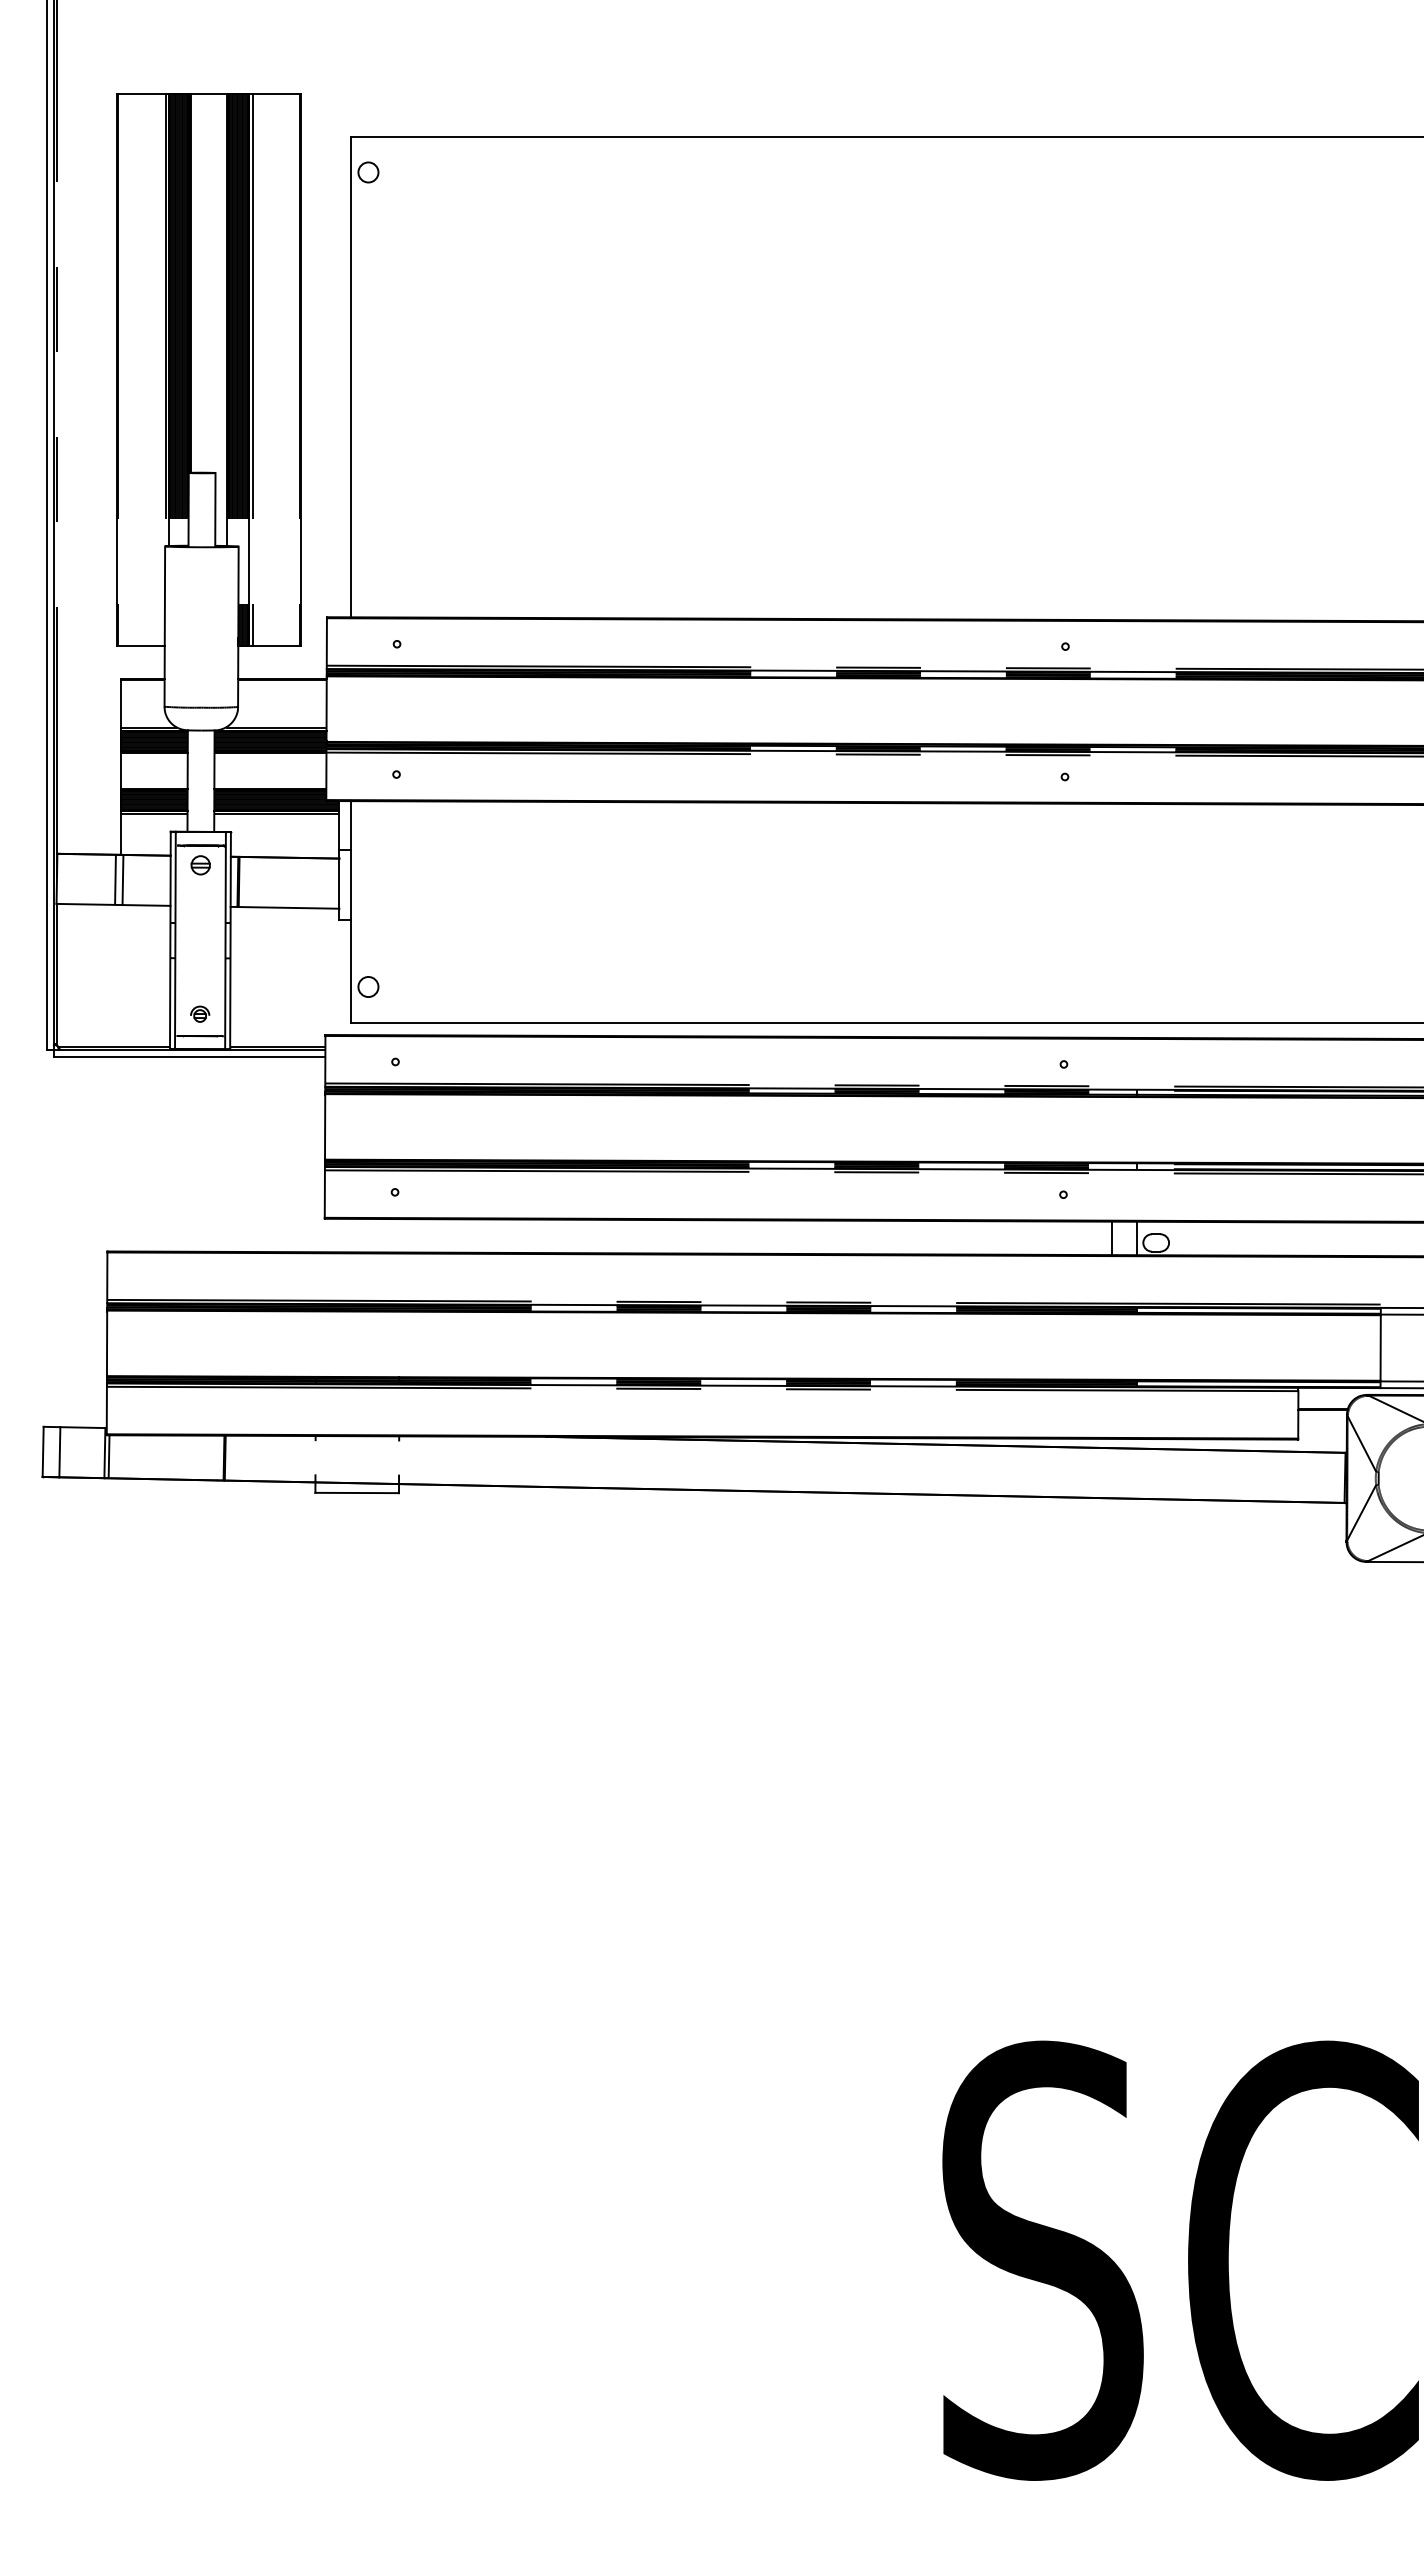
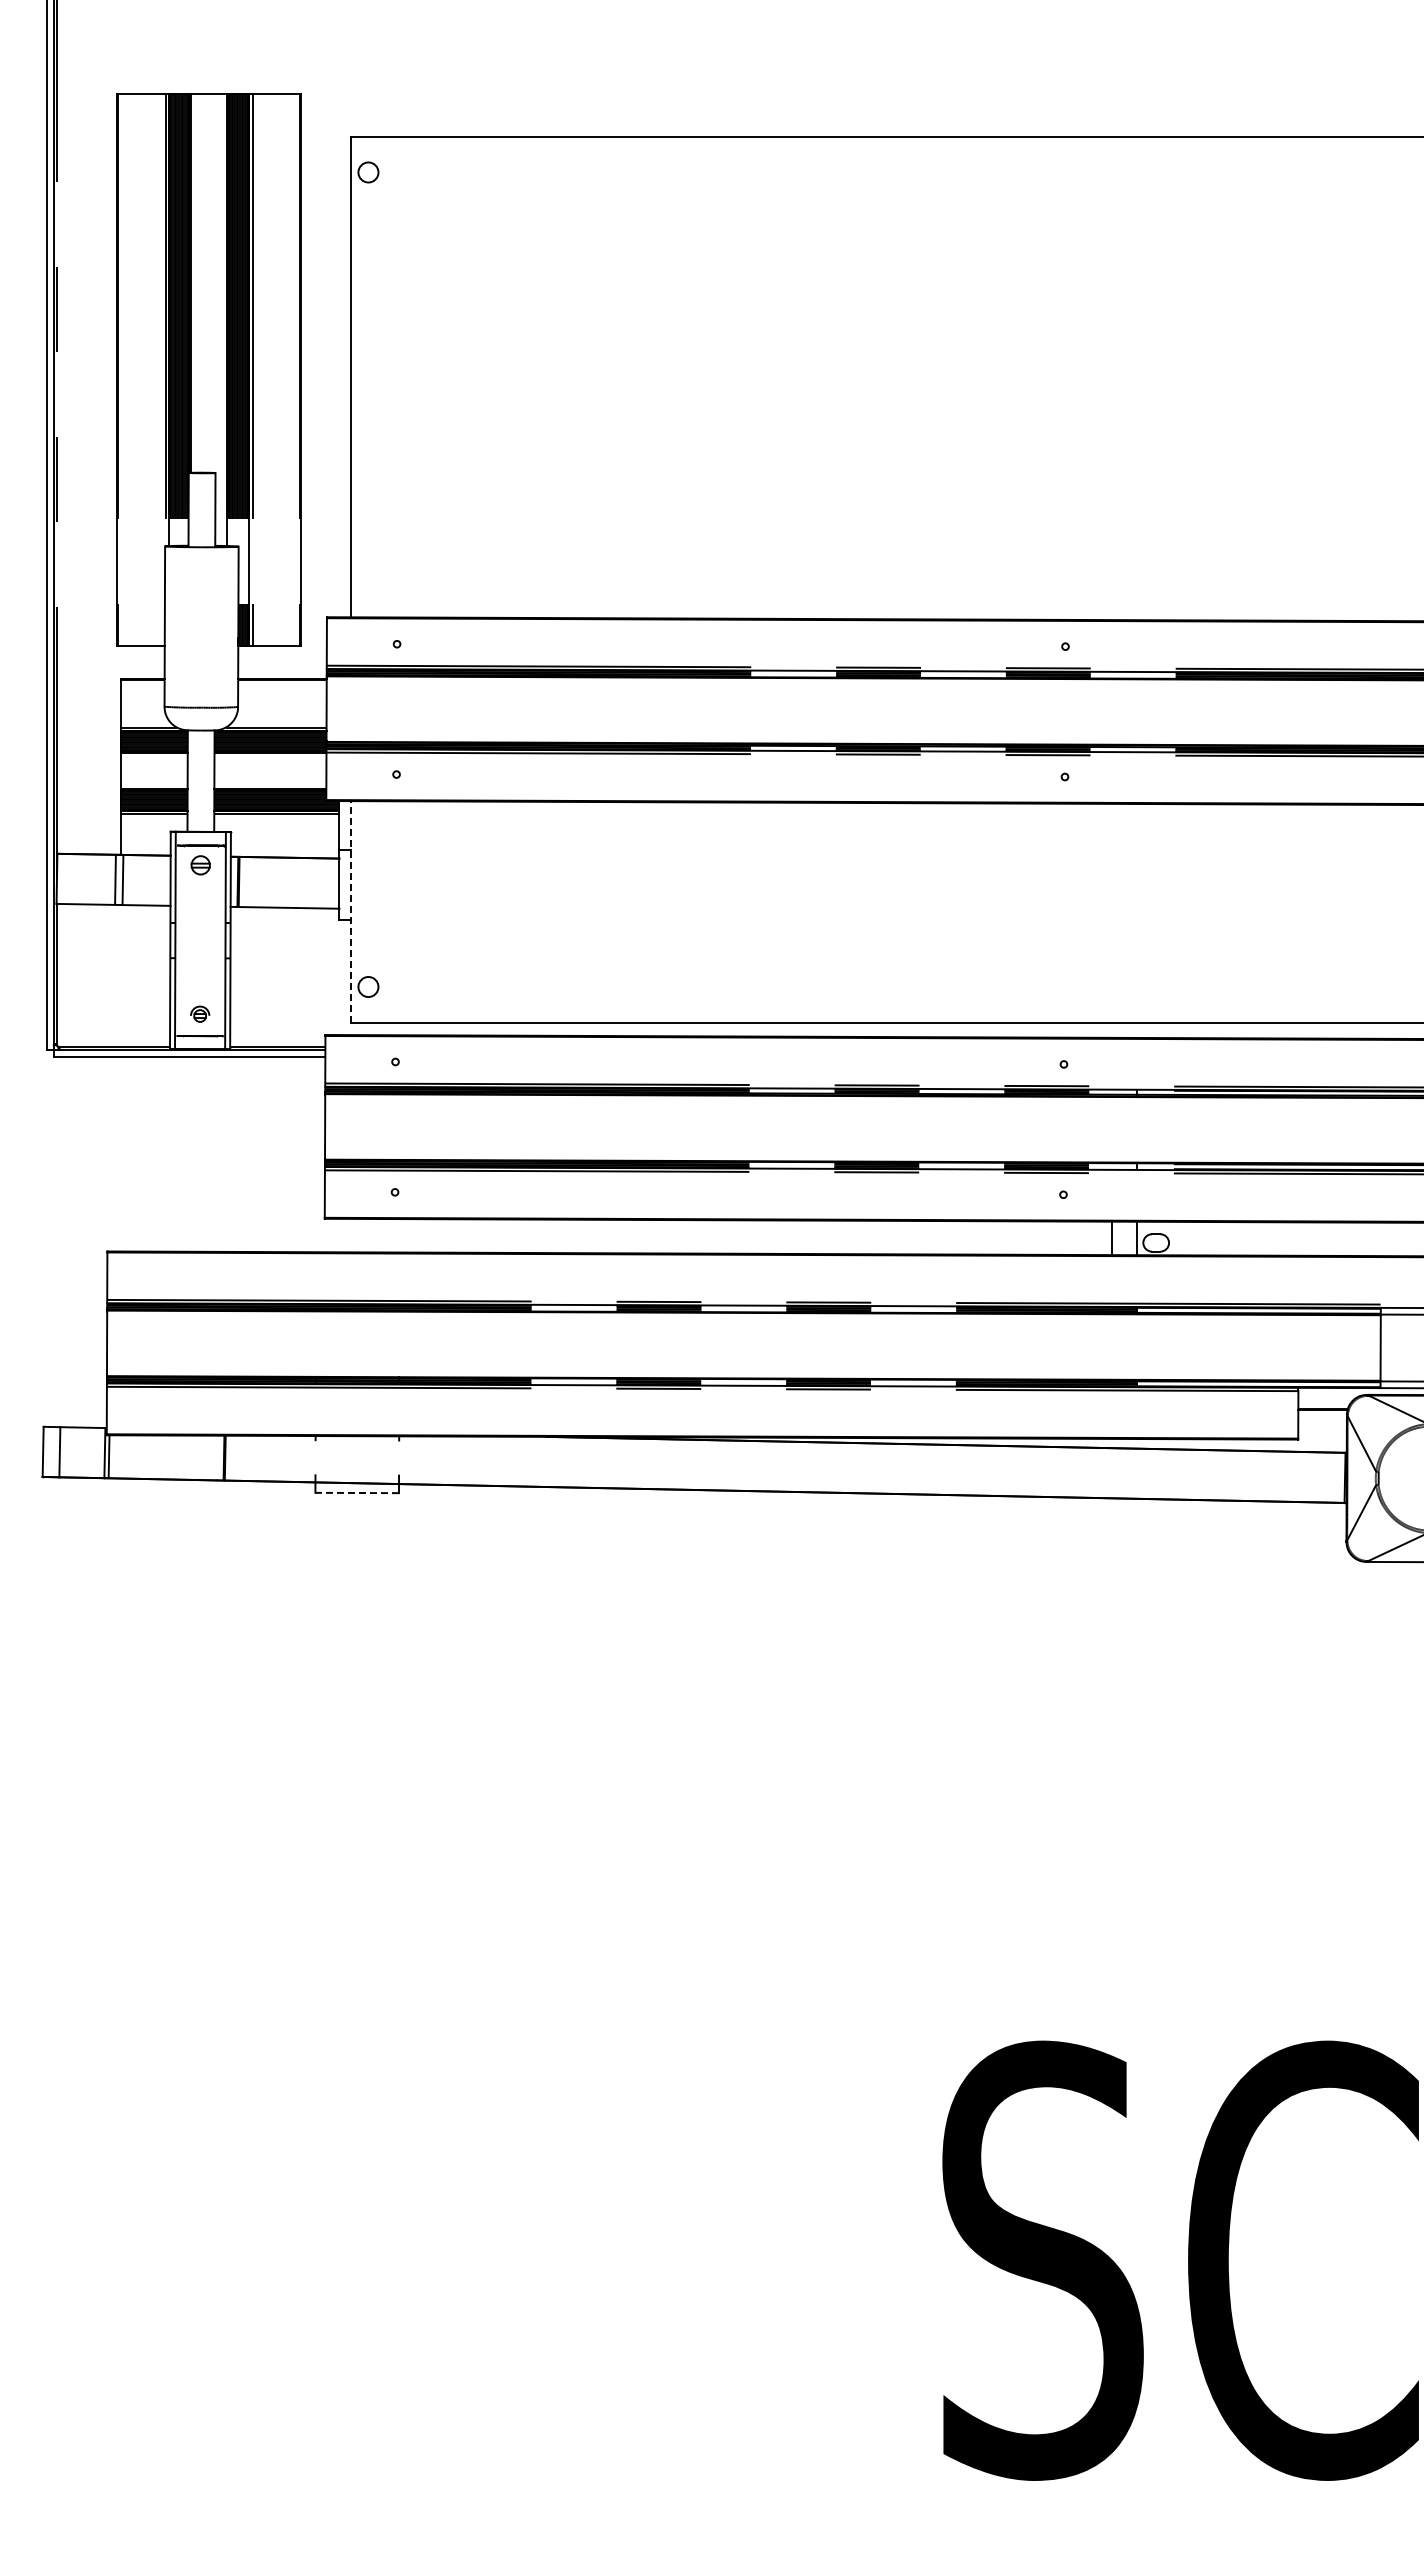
line: solid -> dashed (351, 911)
line: solid -> dashed (357, 1492)
